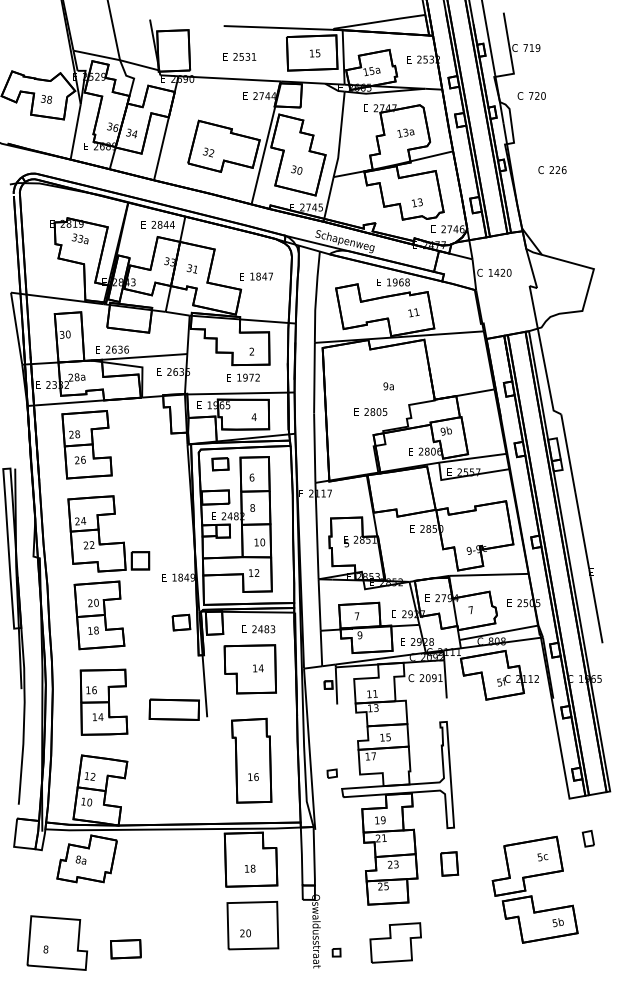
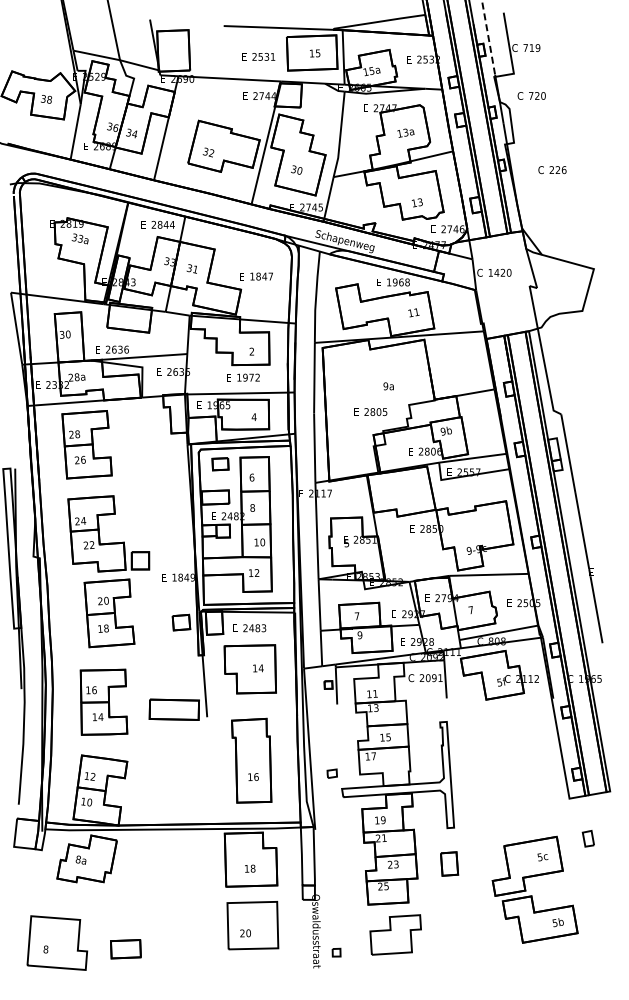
line: solid -> dashed (488, 37)
text position: (239, 56) -> (258, 56) (258, 56)
part position: (99, 615) -> (109, 613) (109, 613)
text position: (258, 629) -> (249, 628) (249, 628)
part position: (395, 942) -> (395, 934) (395, 934)
